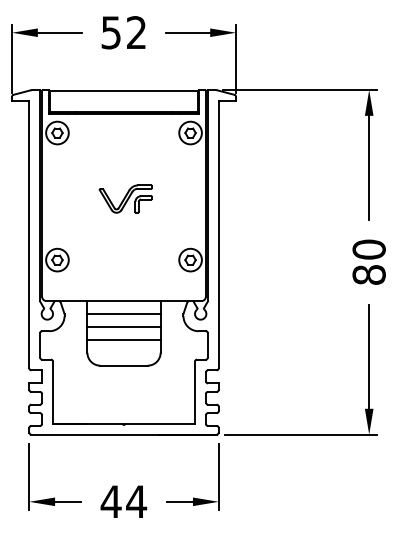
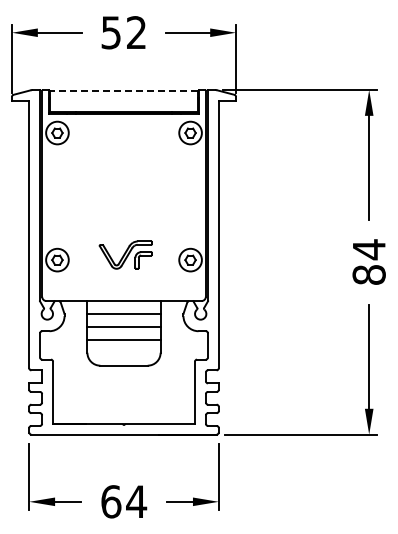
line: solid -> dashed (123, 91)
part position: (125, 198) -> (125, 254) (125, 254)
text: 80 -> 84 (368, 249)
text: 44 -> 64 (110, 501)
